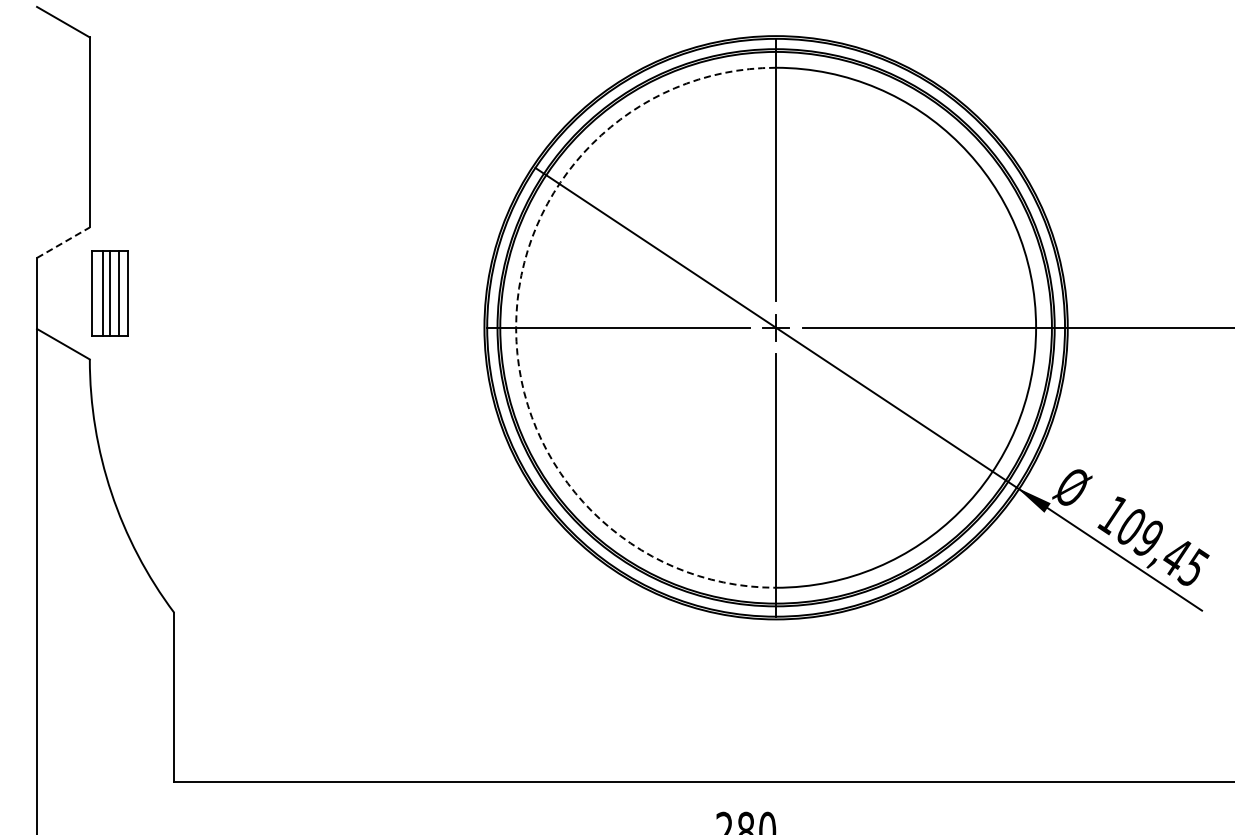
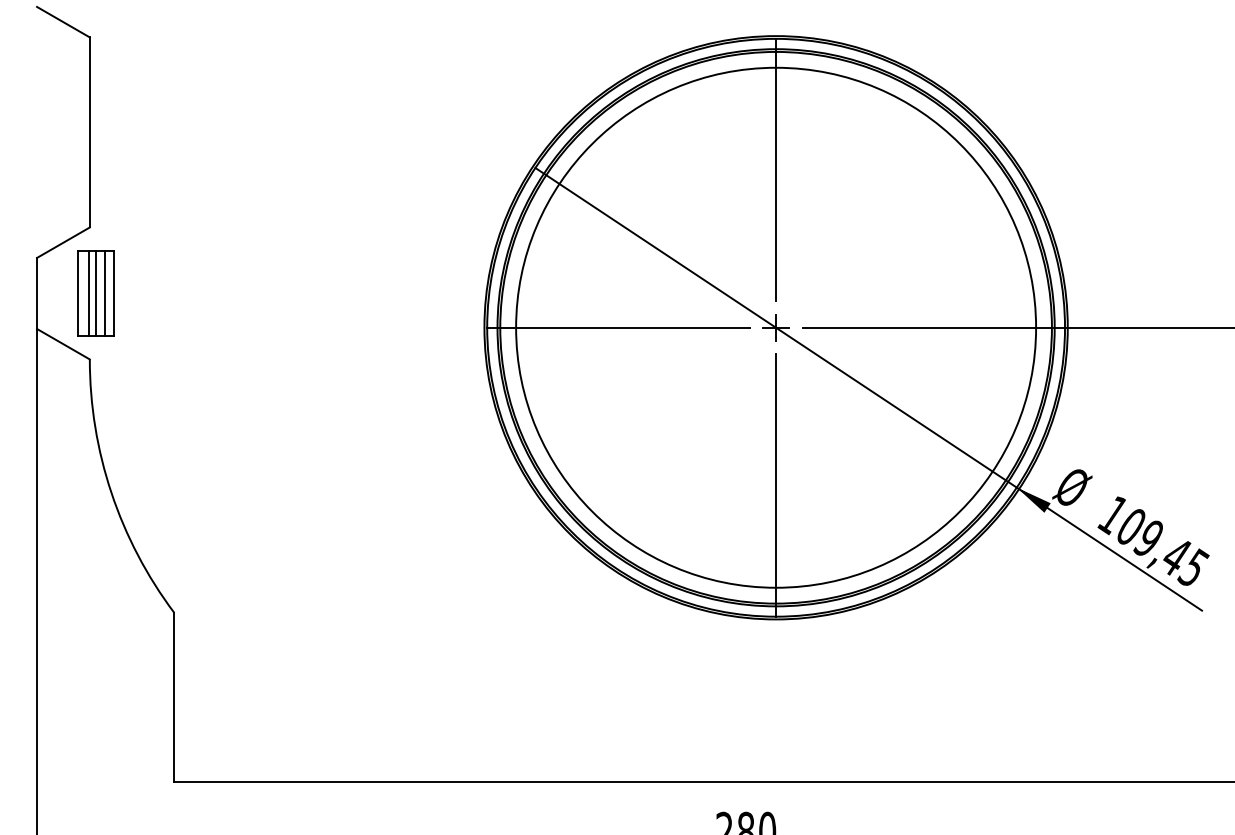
line: dashed -> solid (63, 242)
part position: (109, 293) -> (95, 293) (95, 293)
arc: dashed -> solid (516, 327)
